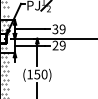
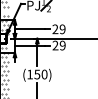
text: 39 -> 29 (55, 29)
